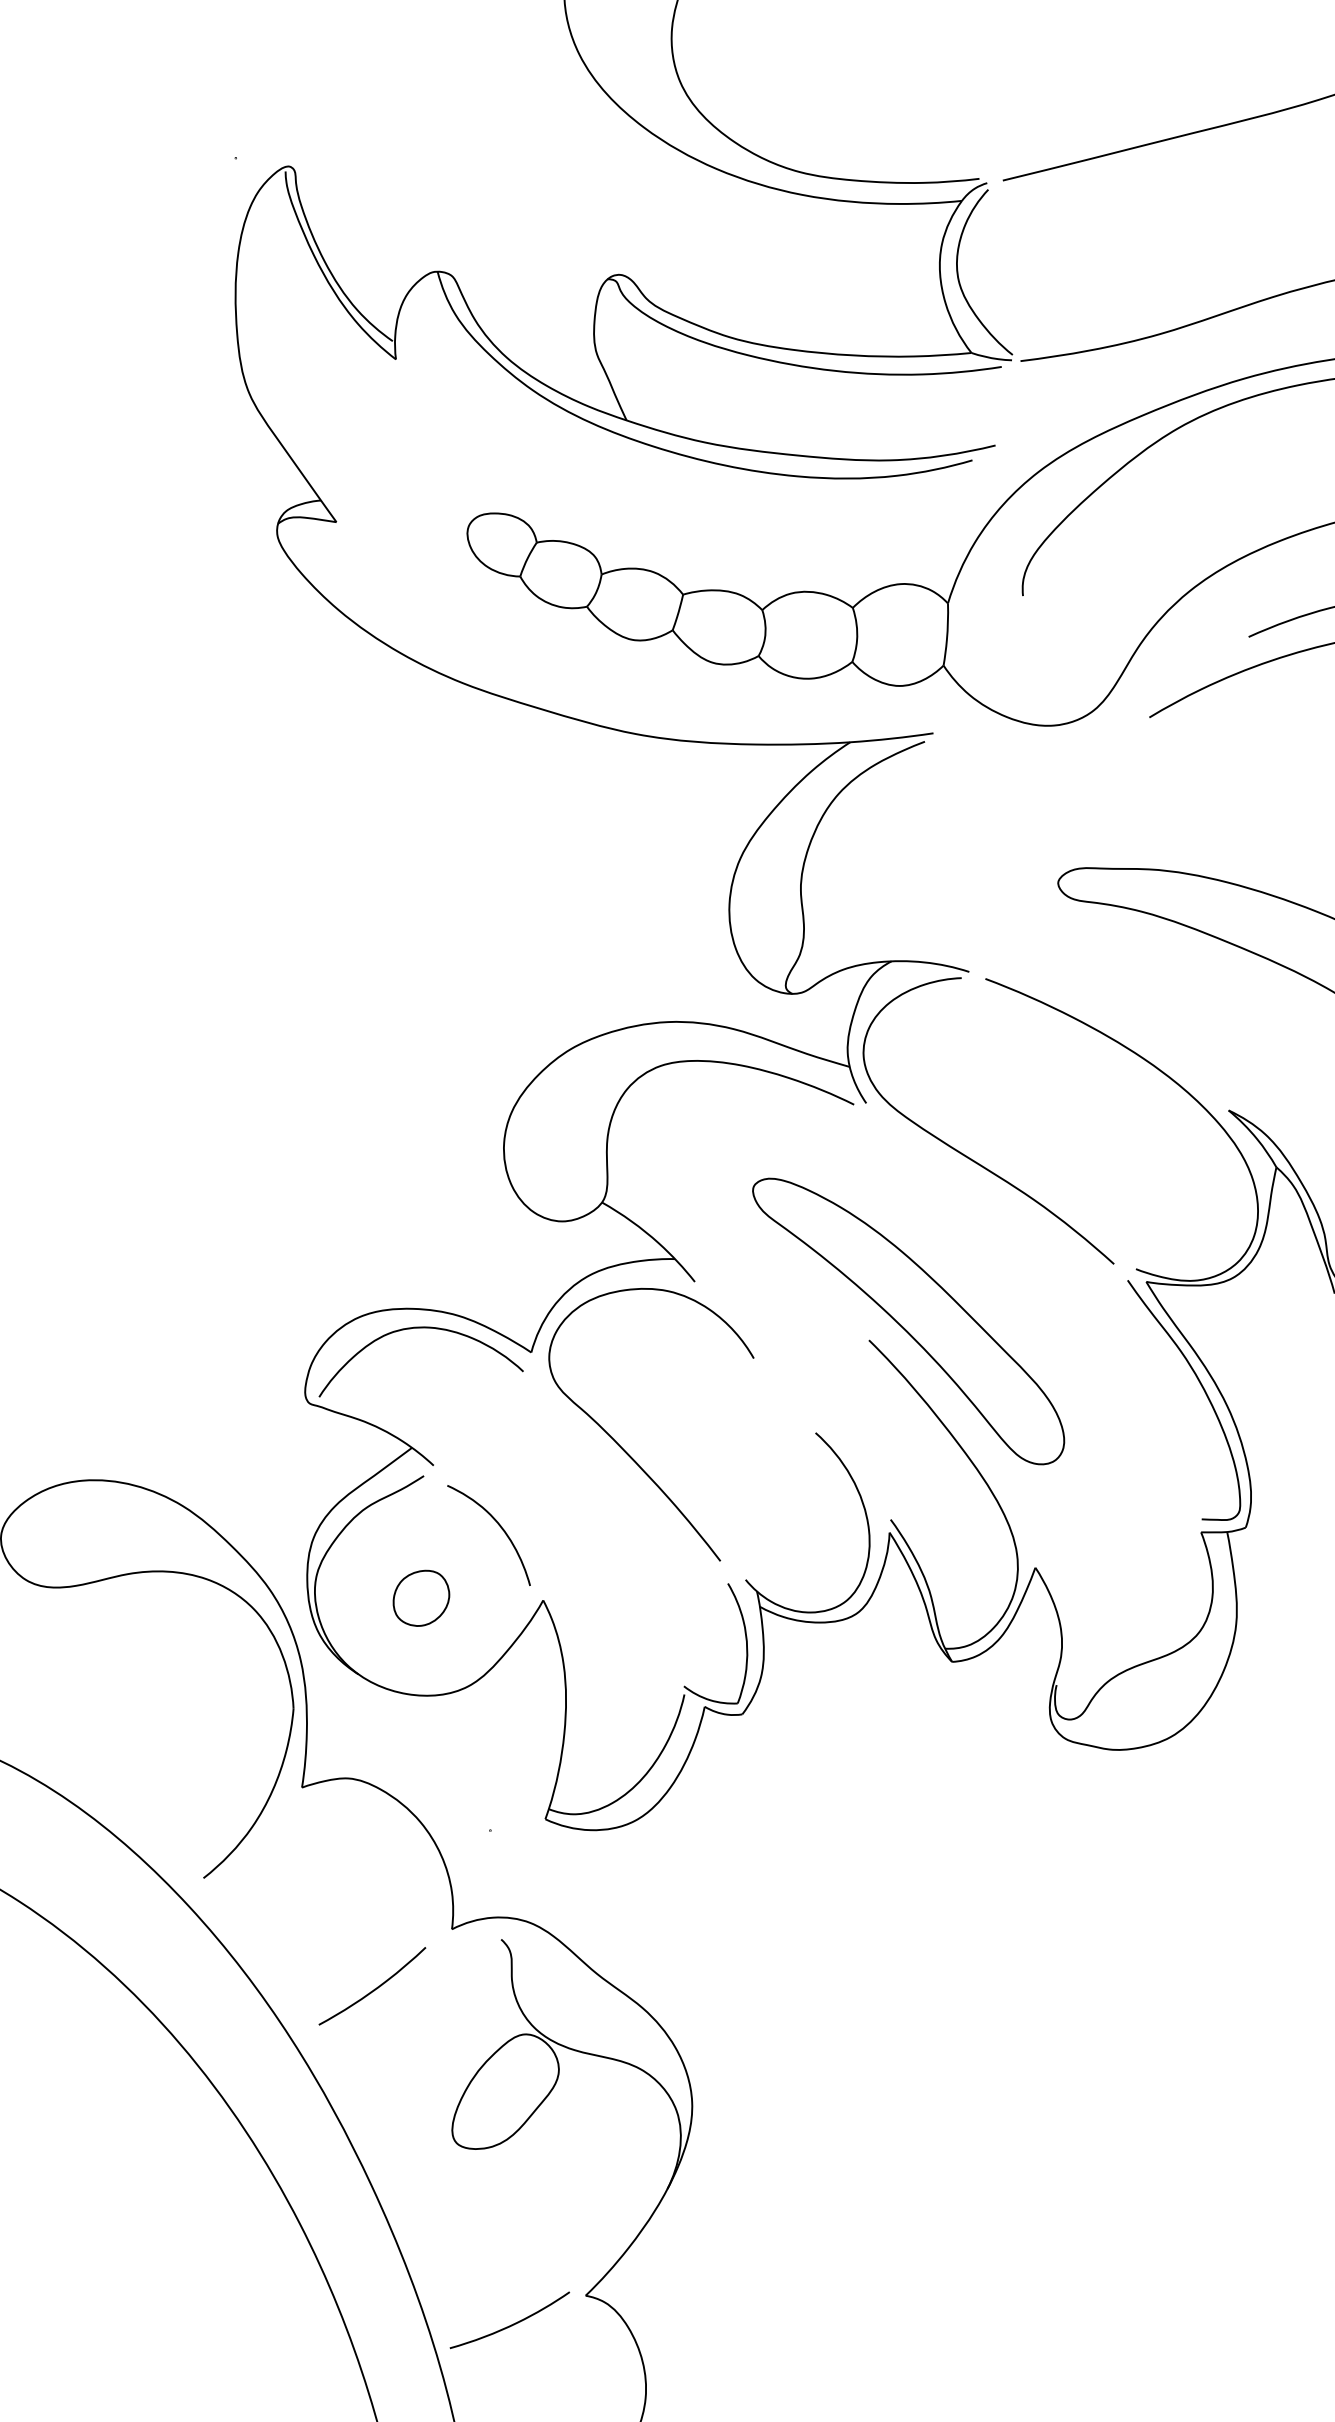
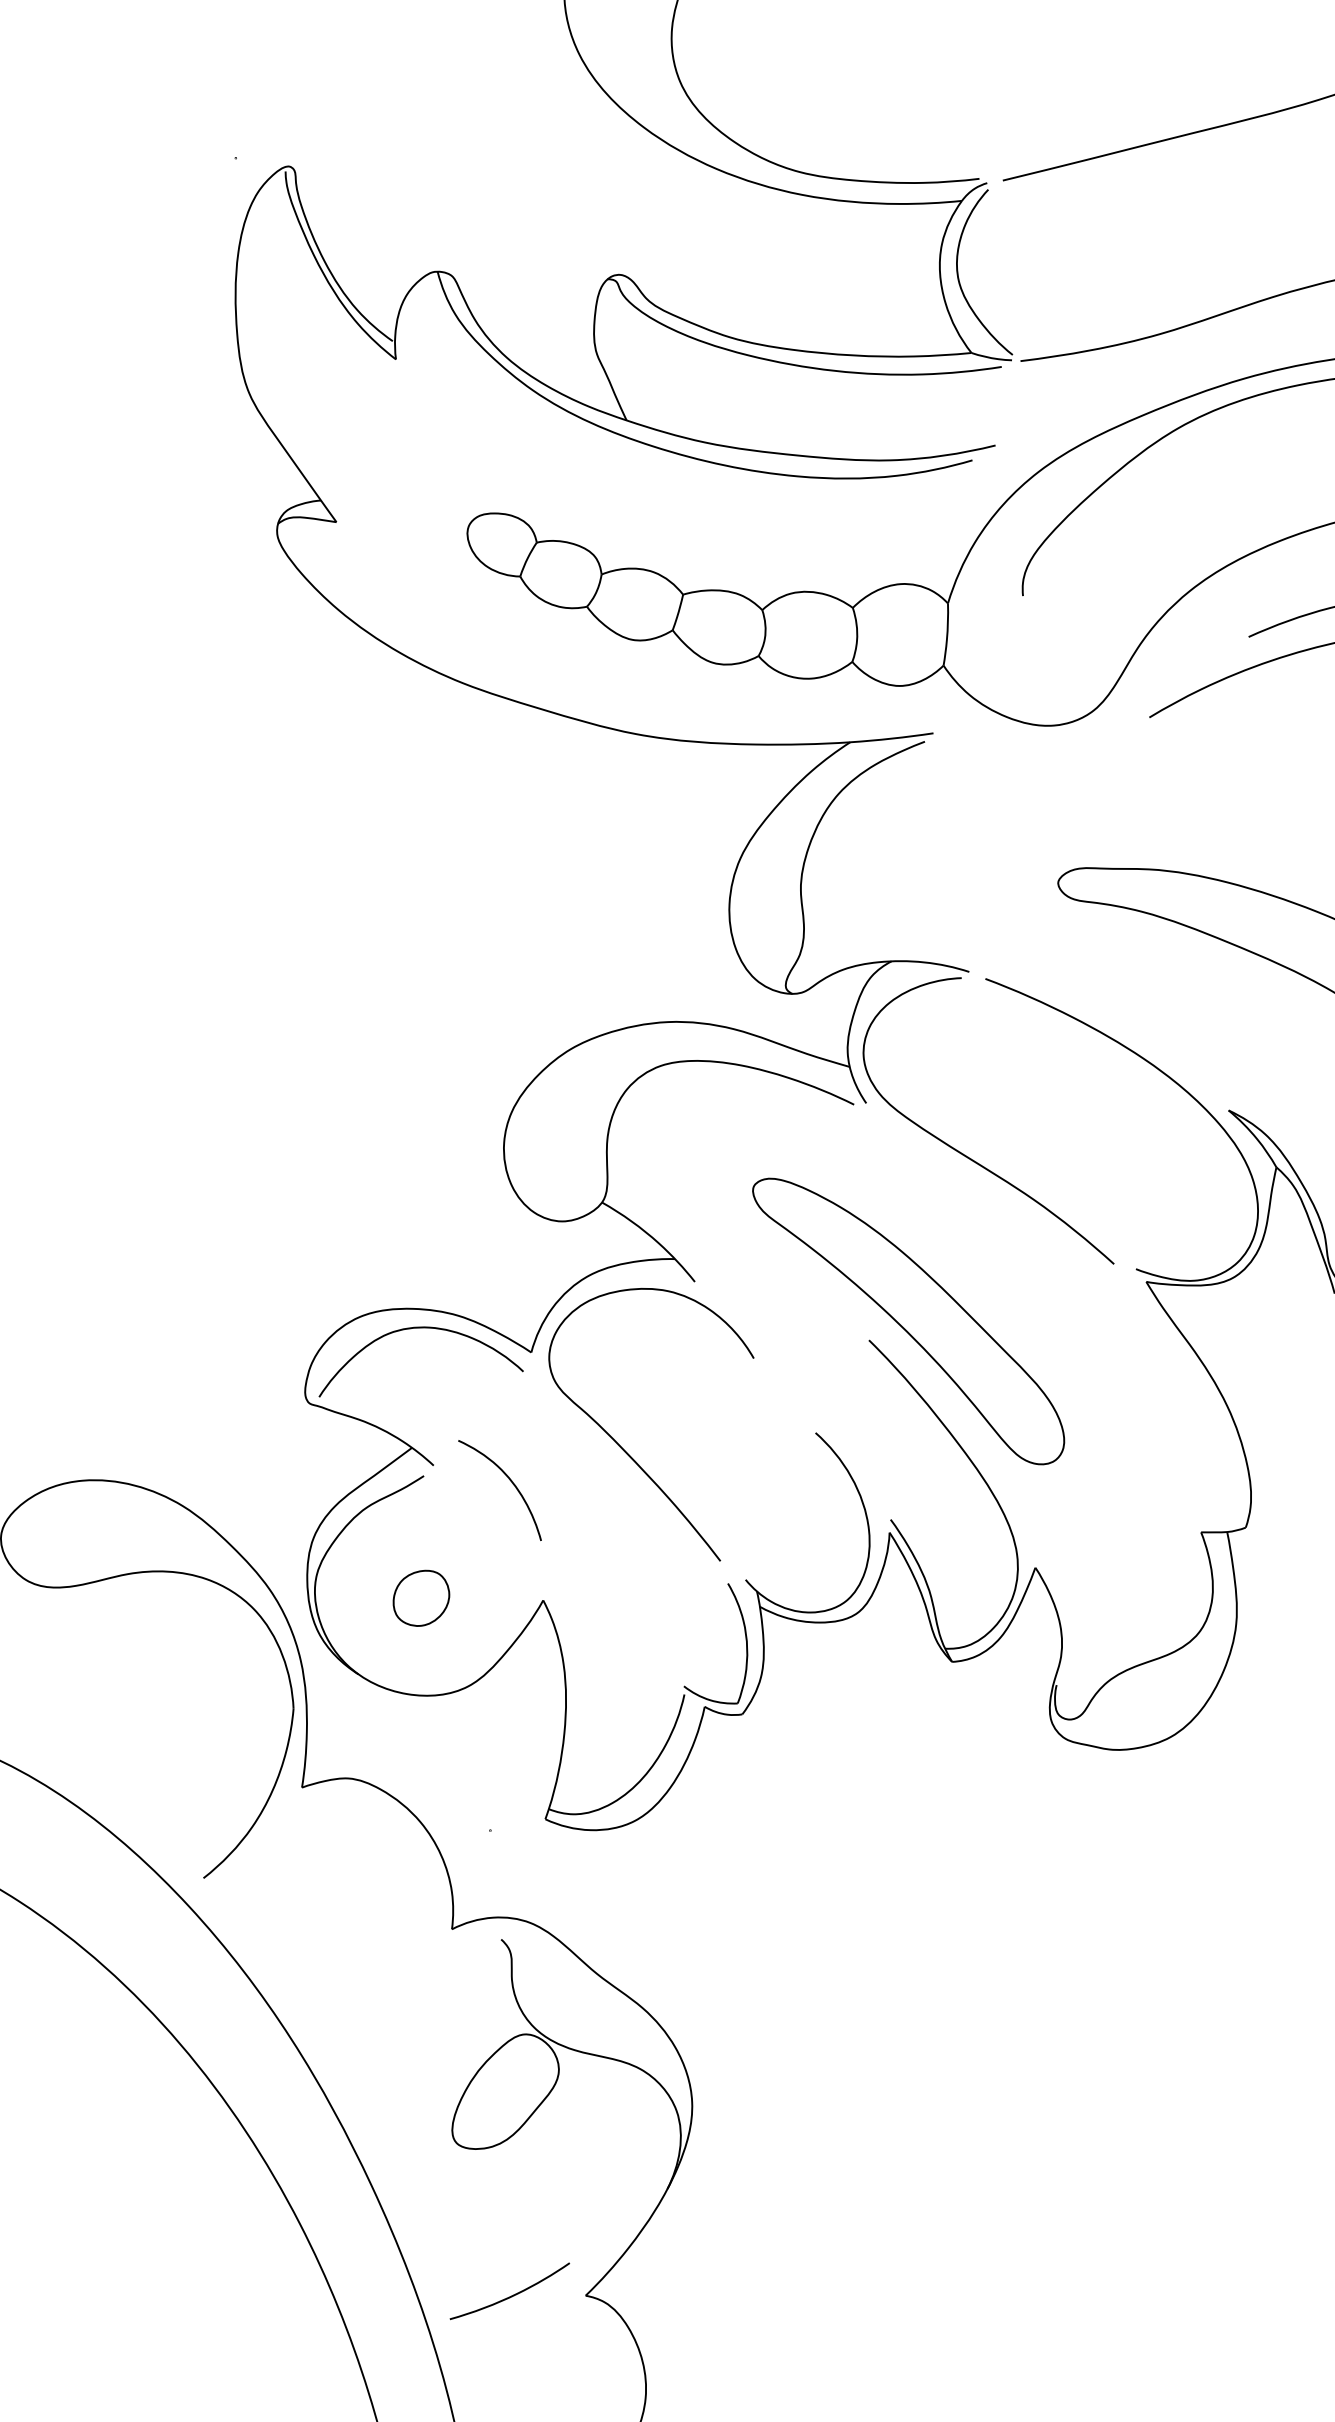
curve: present -> none (1201, 1387)
curve position: (498, 1525) -> (509, 1480) (509, 1480)
curve: present -> none (374, 1988)
curve position: (511, 2324) -> (511, 2295) (511, 2295)
